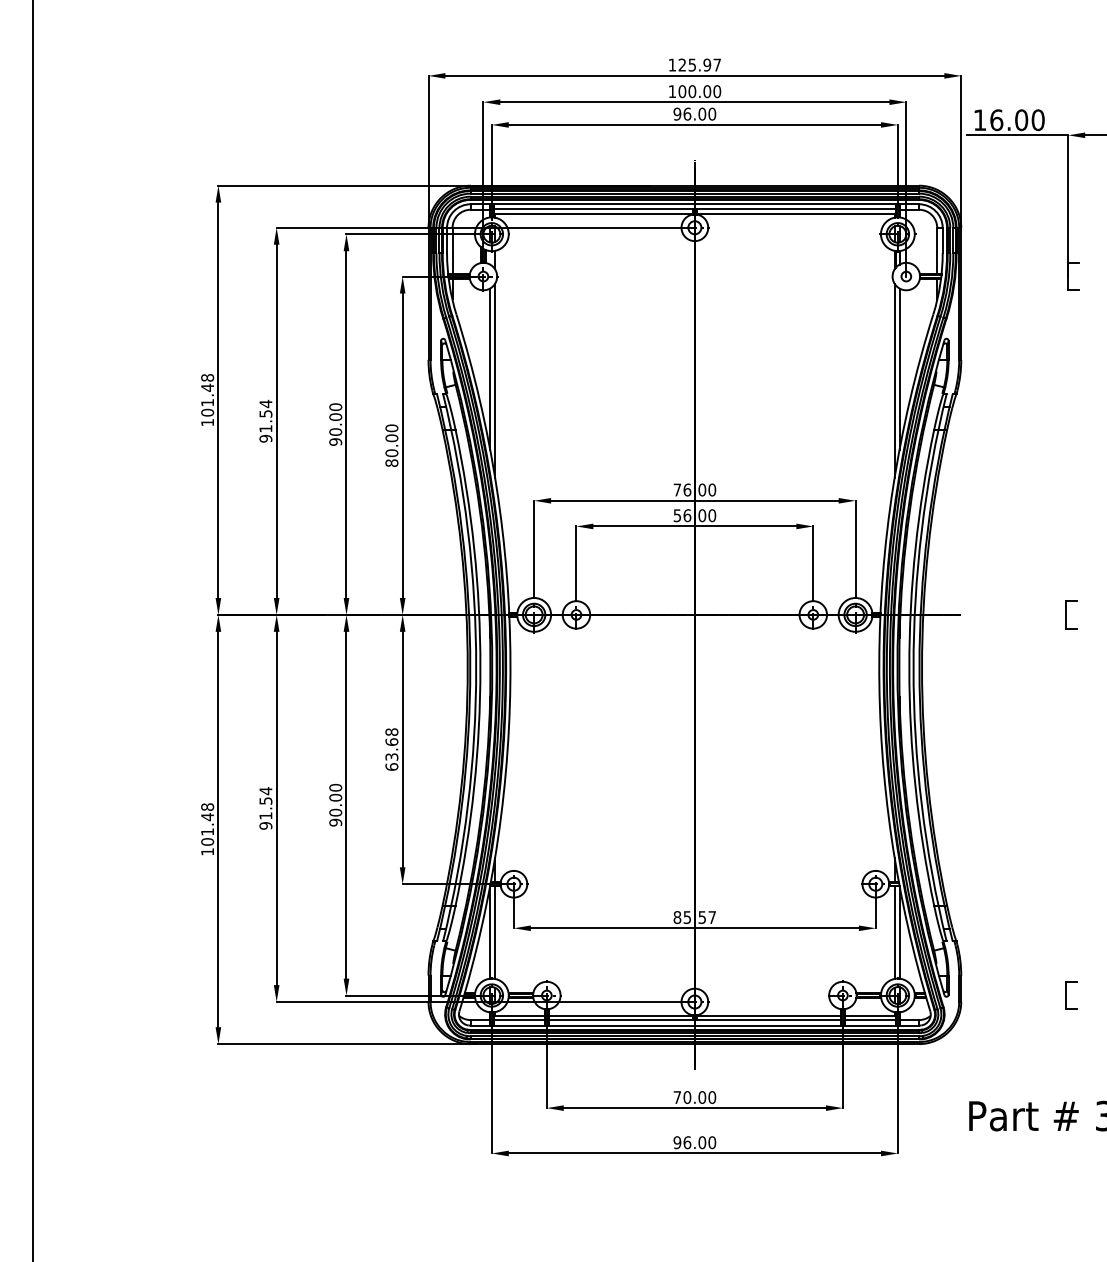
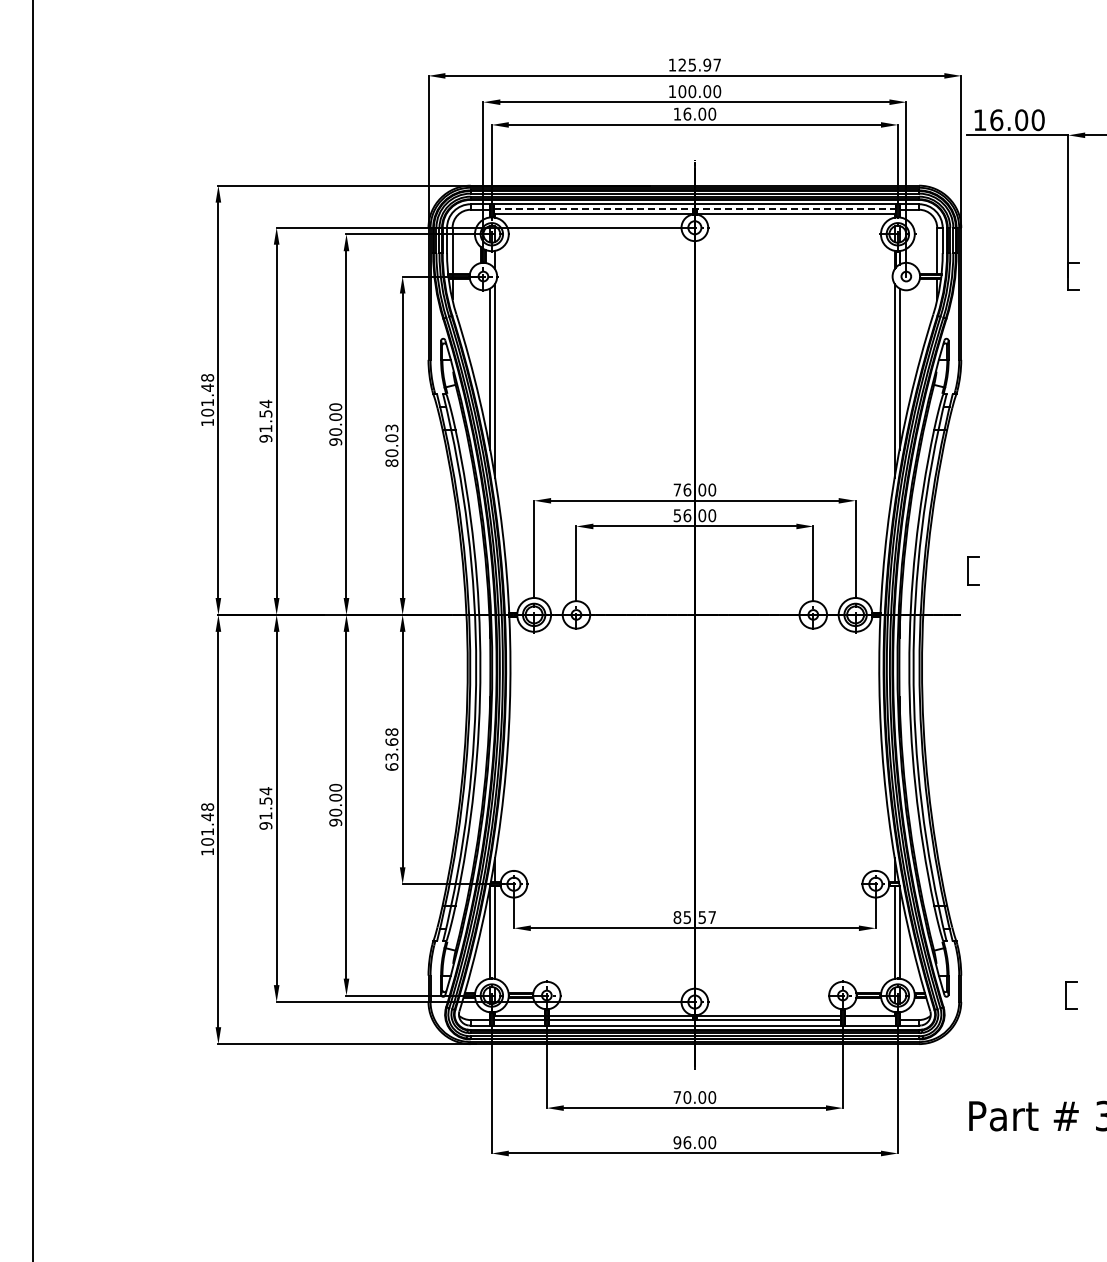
text: 96.00 -> 16.00 (677, 113)
line: solid -> dashed (694, 209)
text: 80.00 -> 80.03 (391, 428)
part position: (1071, 614) -> (973, 570) (973, 570)
line: present -> none (870, 1020)
